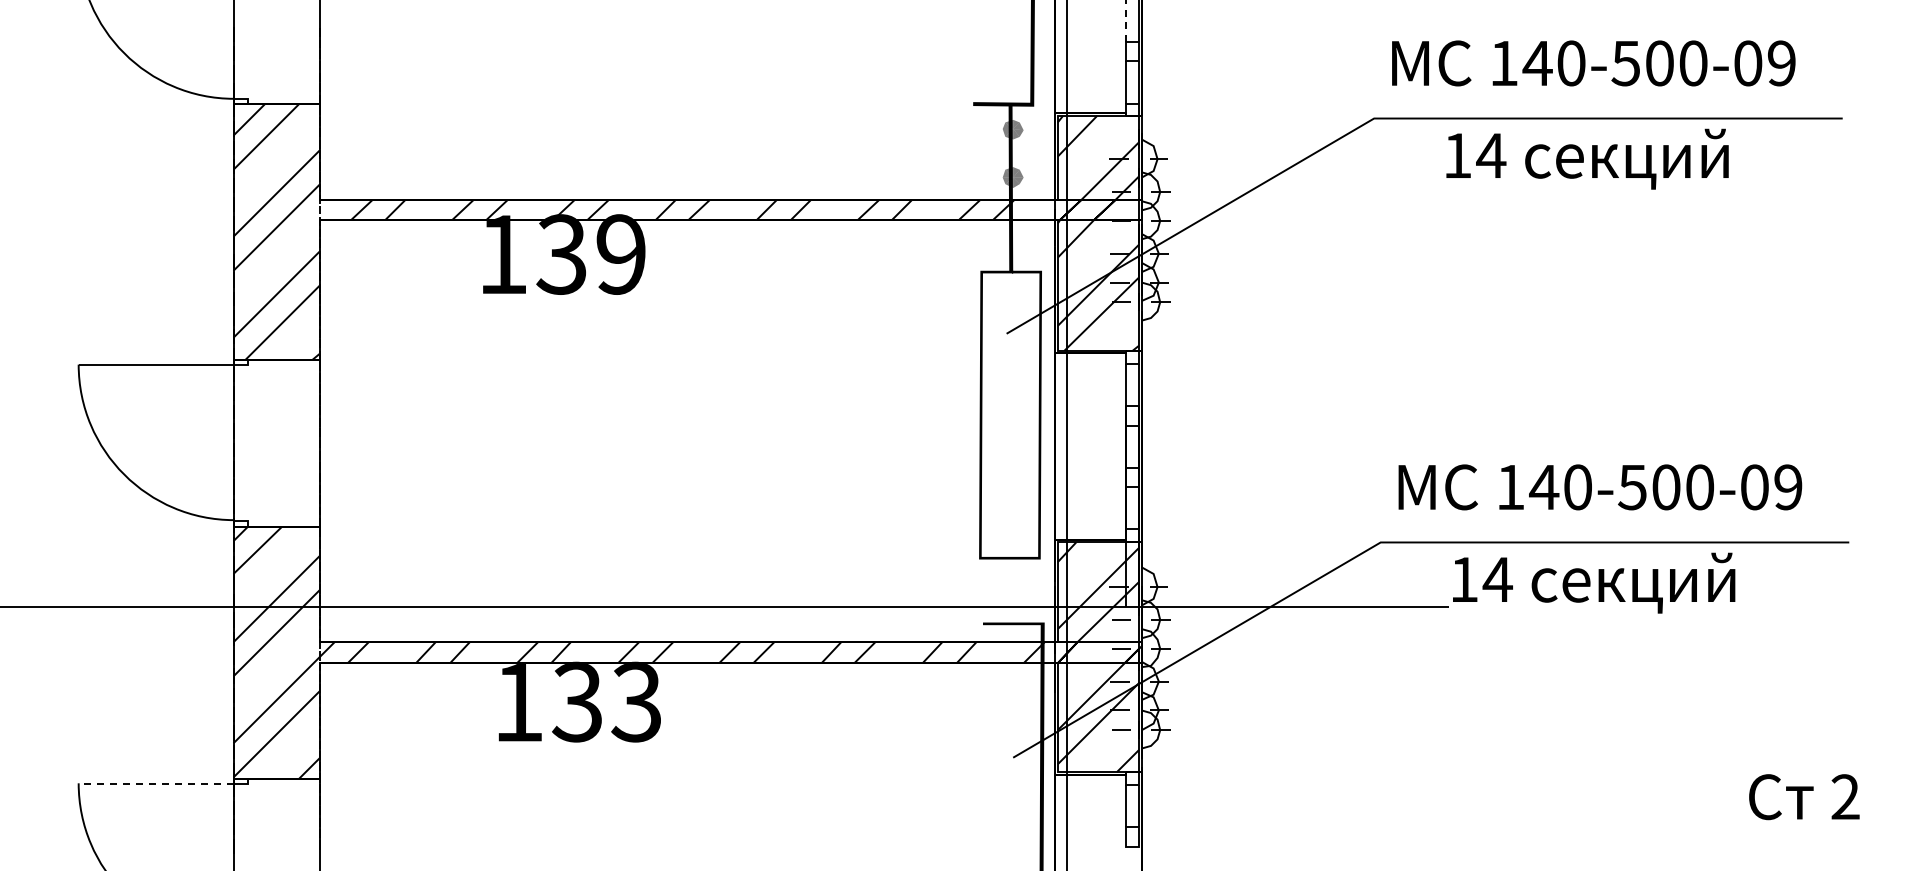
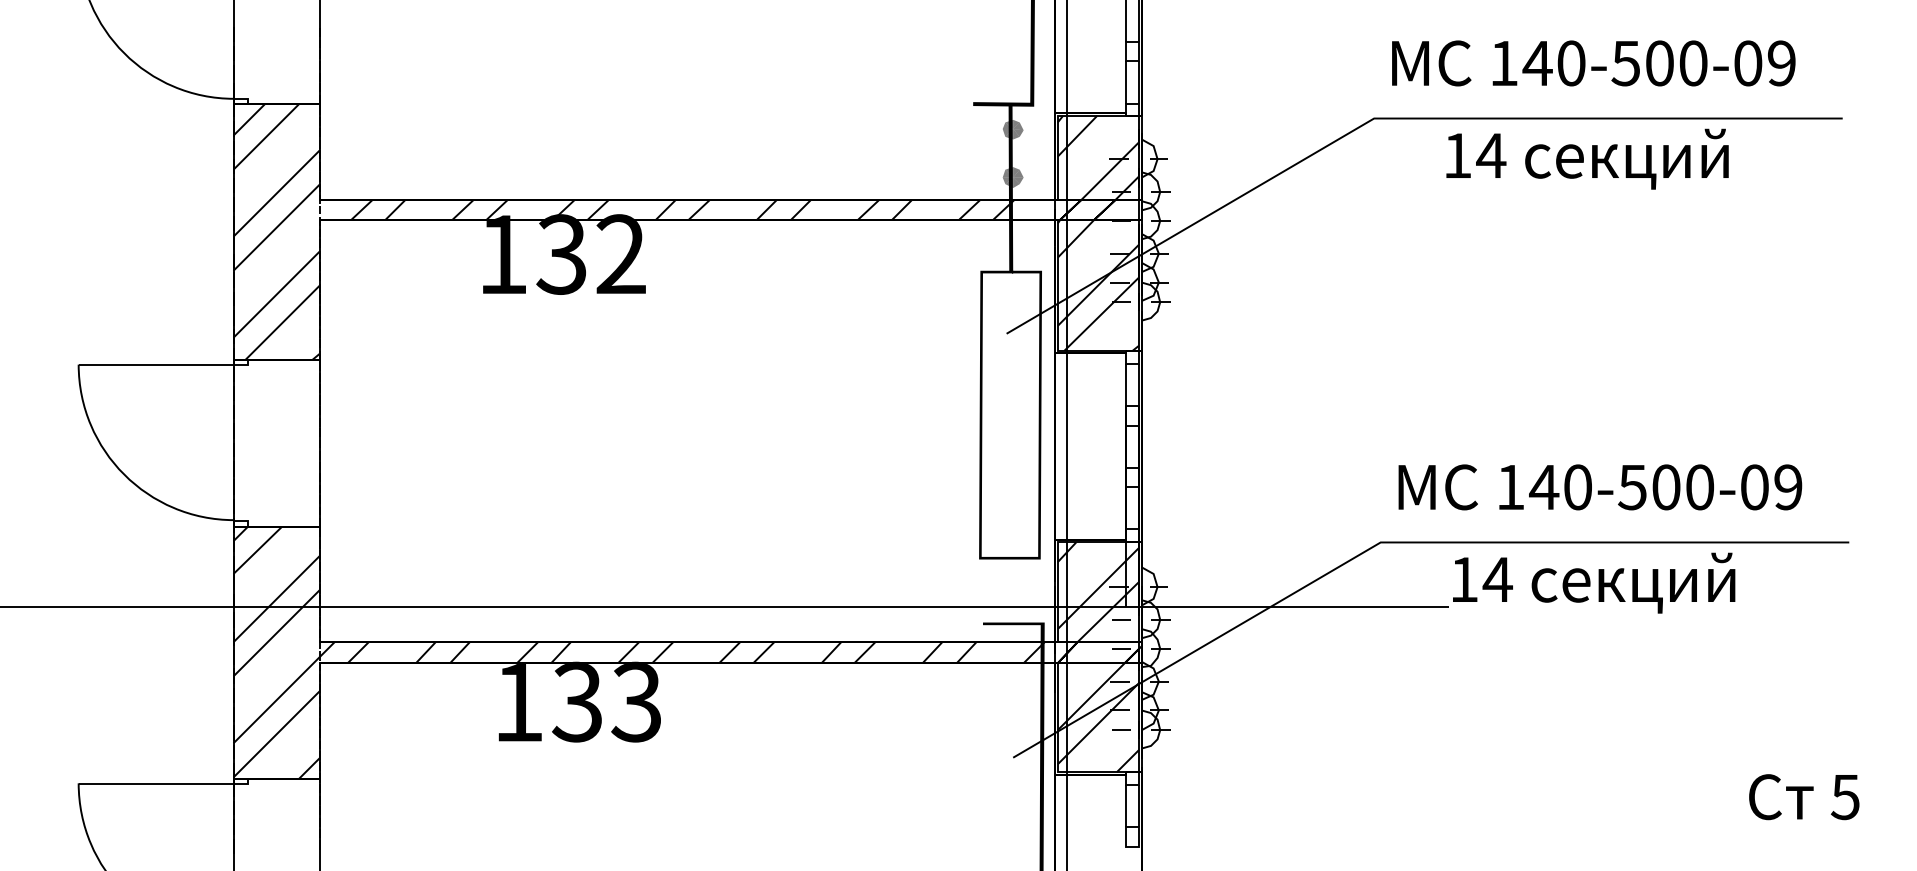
line: dashed -> solid (1126, 20)
text: 139 -> 132 (620, 254)
line: dashed -> solid (155, 783)
text: 2 -> 5 (1844, 797)
